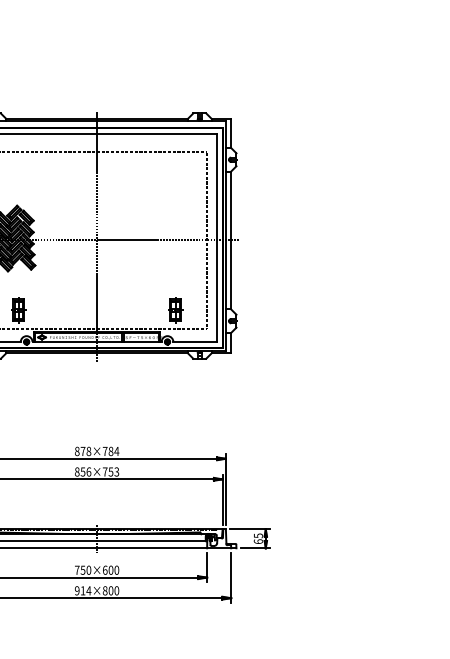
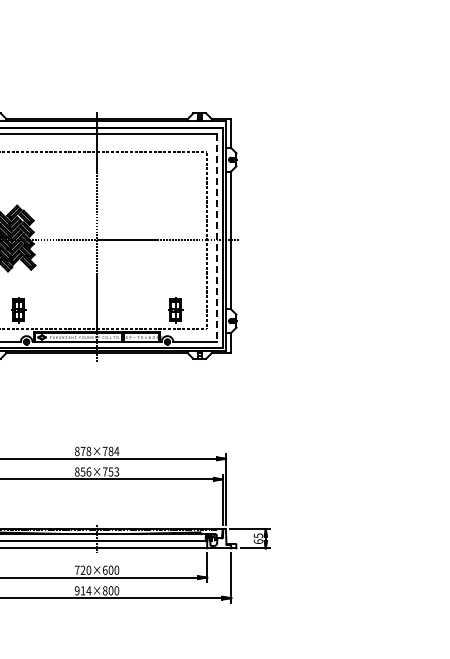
line: solid -> dashed (216, 238)
text: 750×600 -> 720×600 (82, 569)
